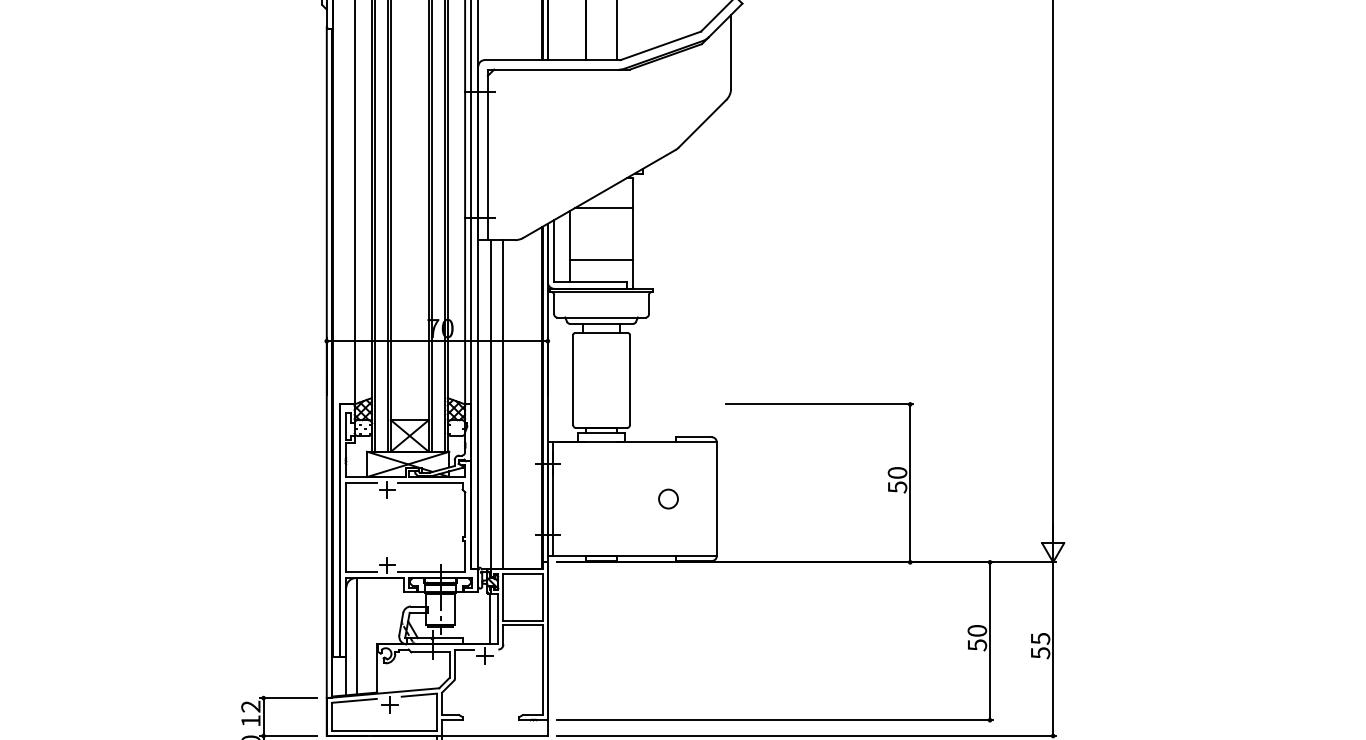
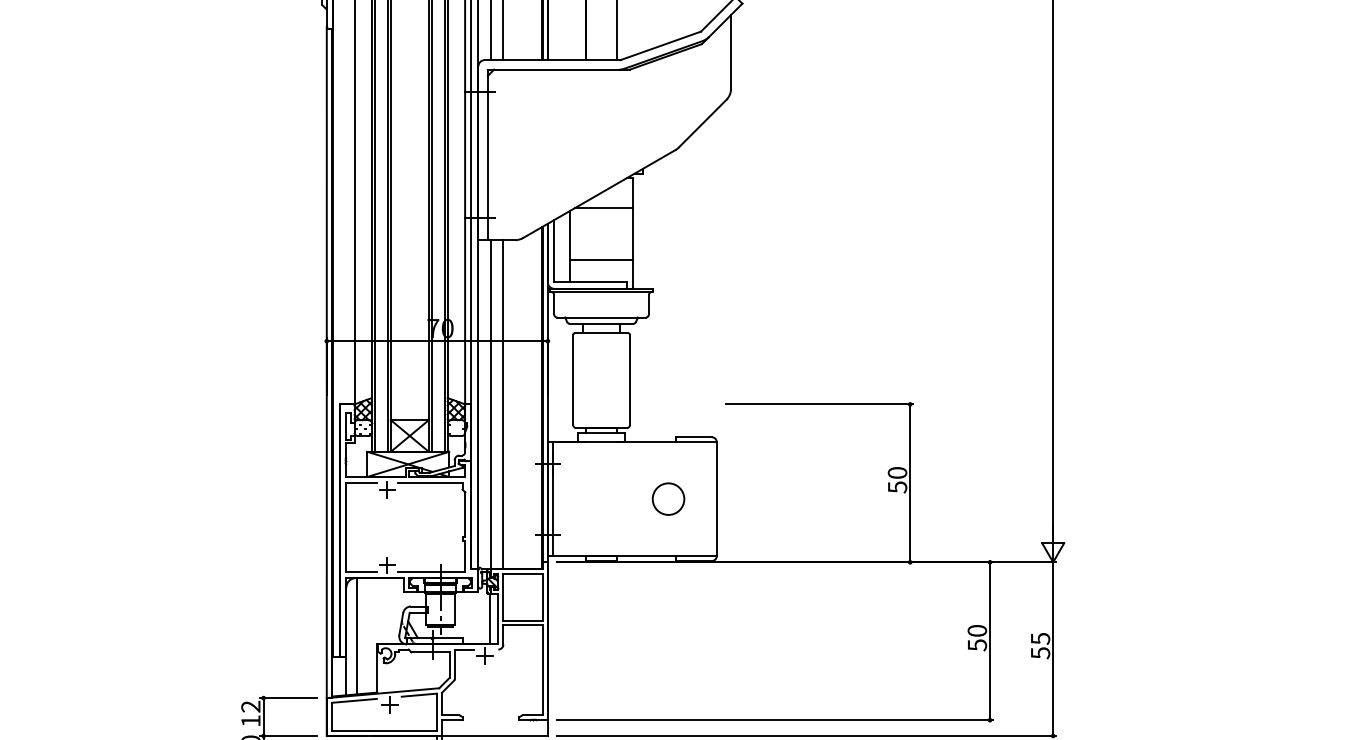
line: none -> present (491, 31)
line: none -> present (503, 31)
circle size: 21x22 px -> 35x34 px (668, 498)
